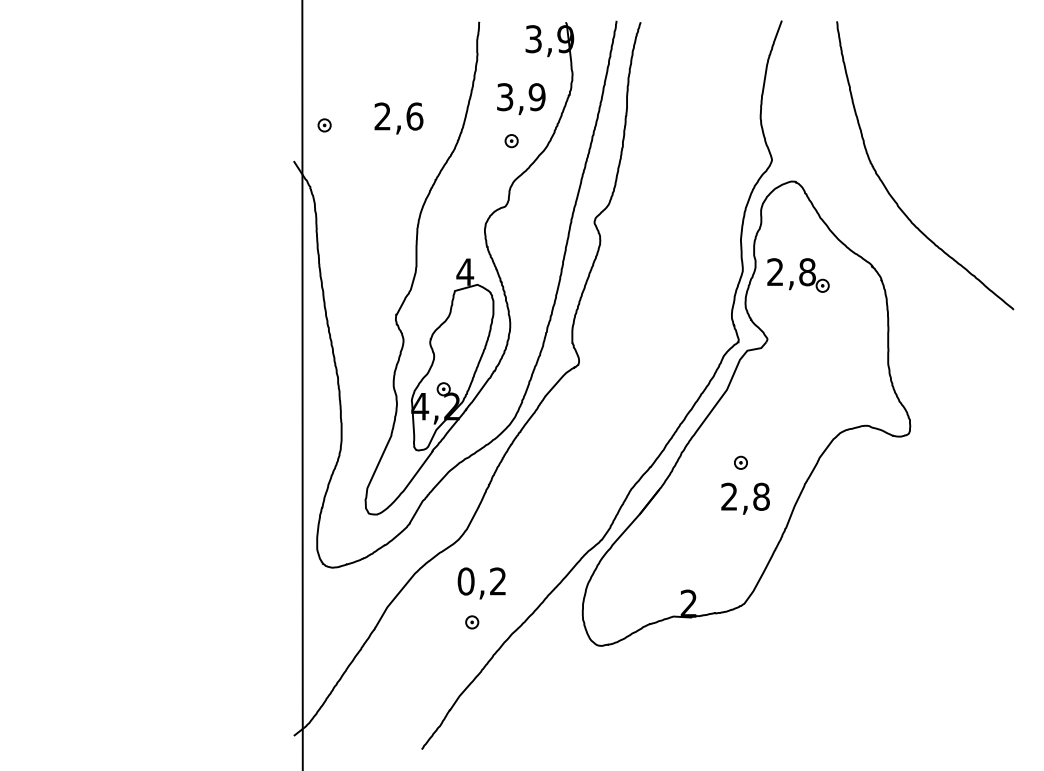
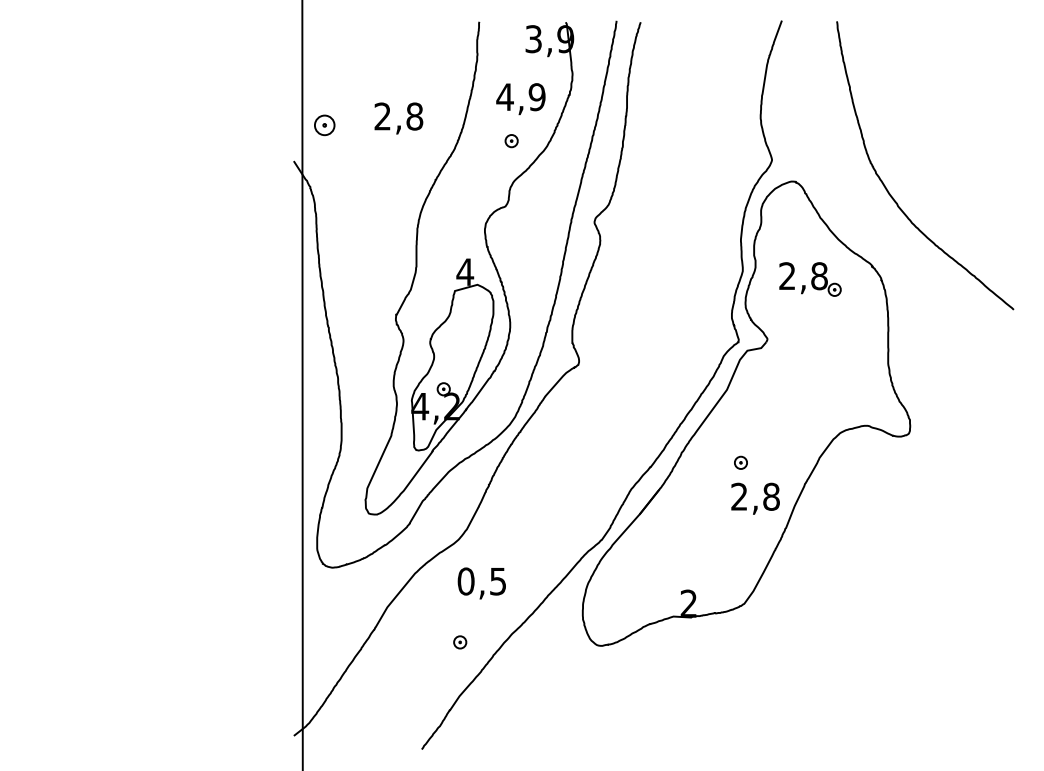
text: 3,9 -> 4,9 (504, 97)
text: 2,6 -> 2,8 (414, 116)
part size: 15x15 px -> 22x23 px (324, 125)
part position: (798, 275) -> (810, 279) (810, 279)
text position: (745, 498) -> (755, 498) (755, 498)
text: 0,2 -> 0,5 (497, 581)
part position: (472, 622) -> (460, 642) (460, 642)
